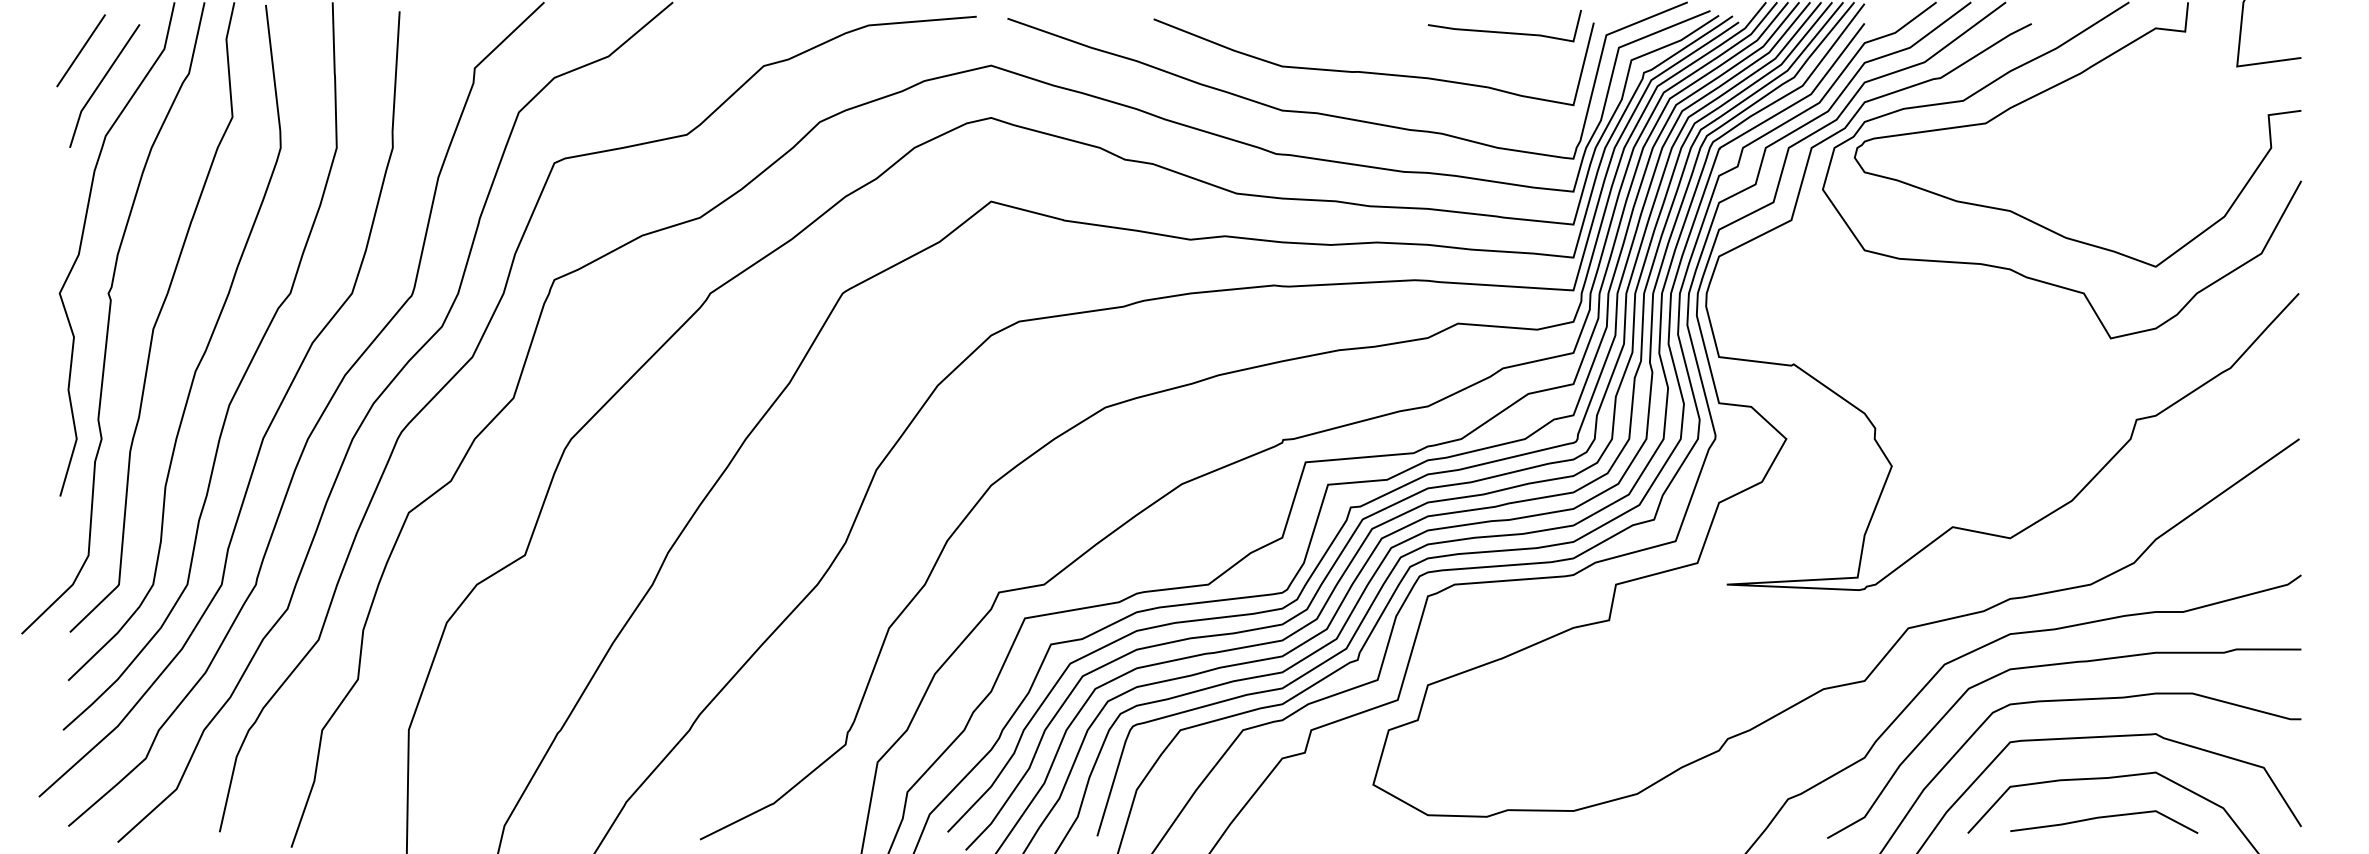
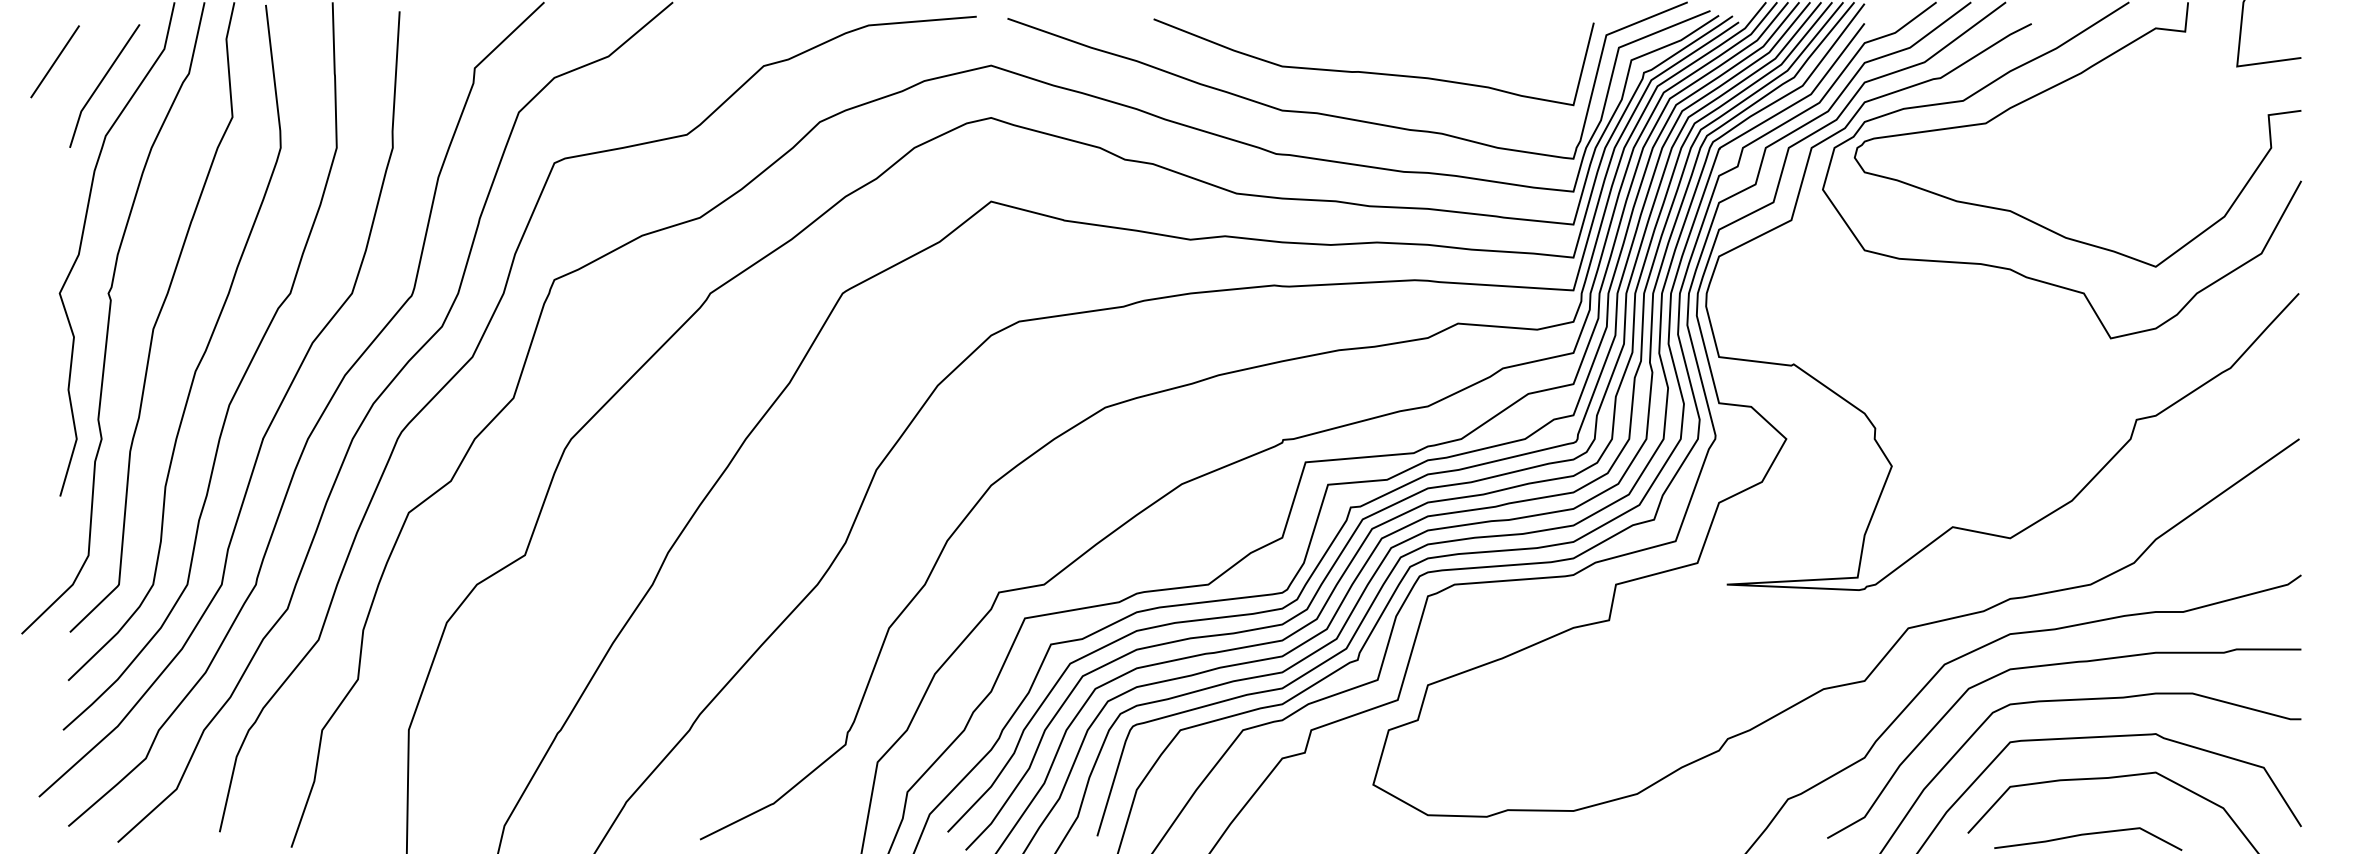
line: present -> none (1504, 31)
line position: (80, 50) -> (54, 61) (54, 61)
line position: (2102, 818) -> (2086, 835) (2086, 835)
